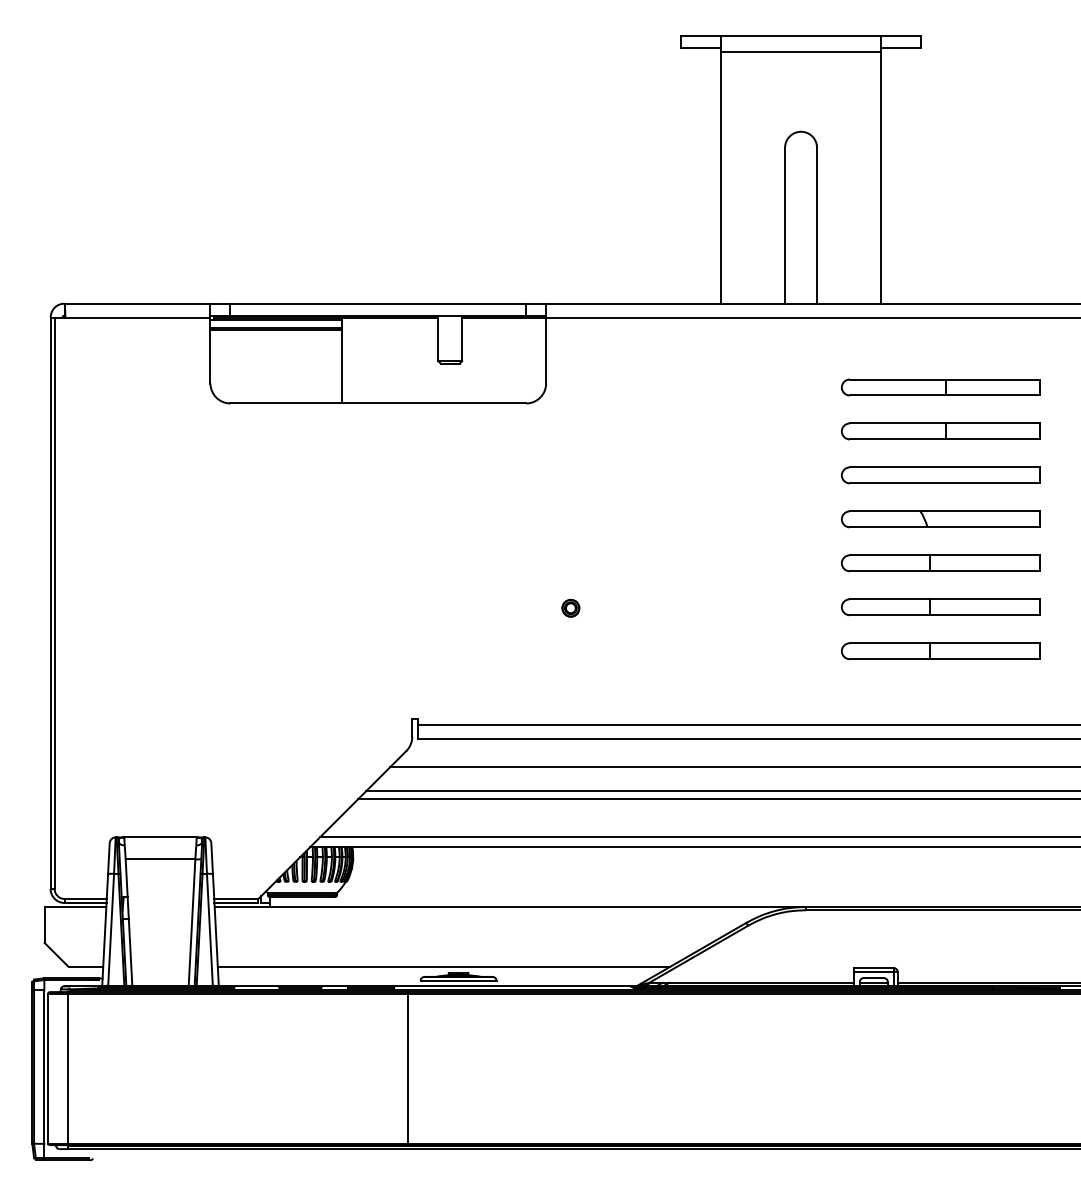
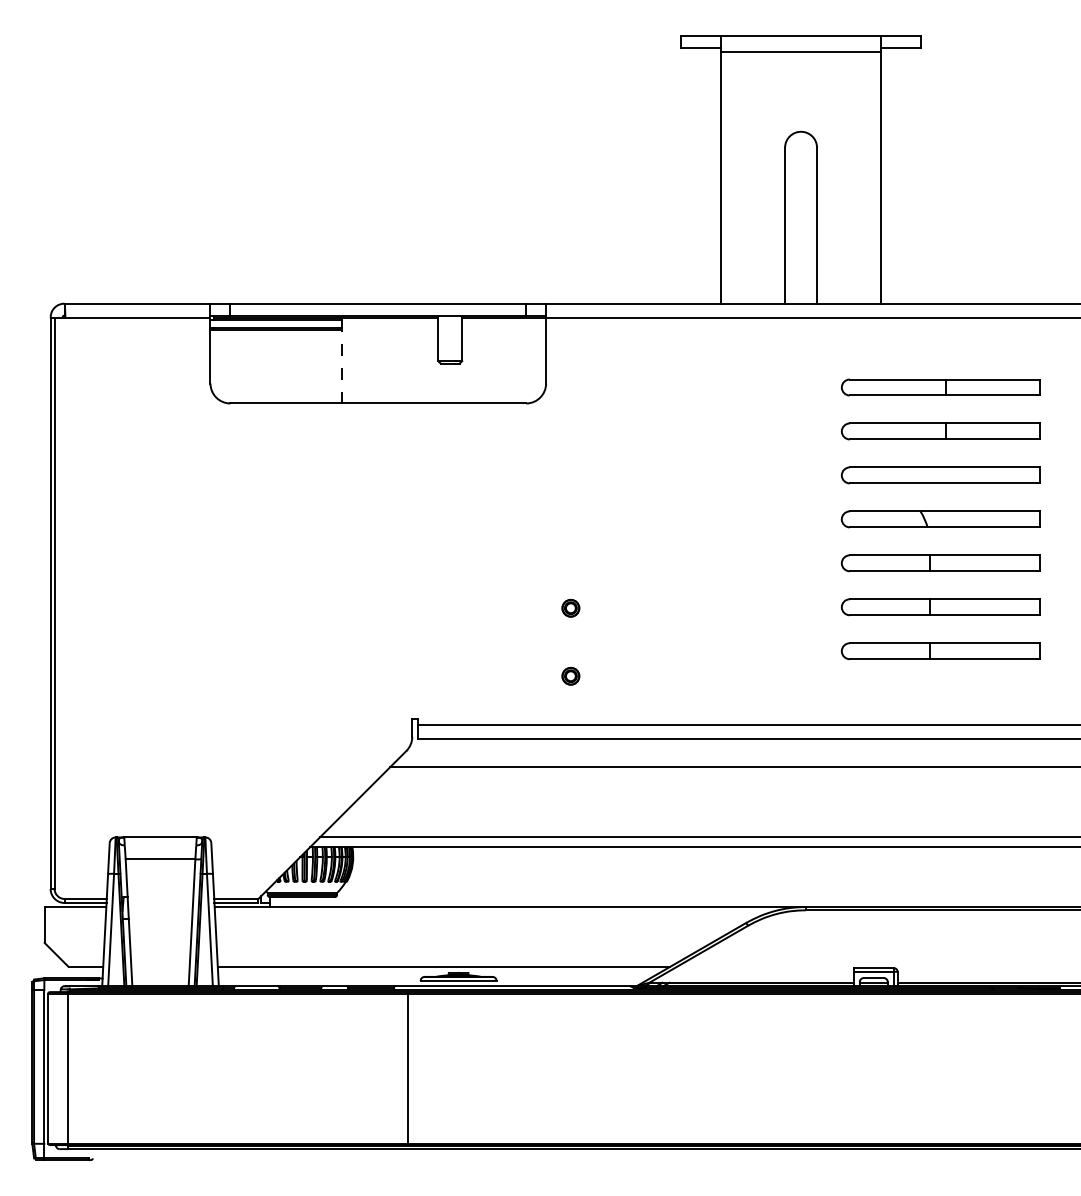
line: solid -> dashed (342, 366)
part: none -> present (570, 675)
line: present -> none (721, 791)
line: present -> none (717, 799)
